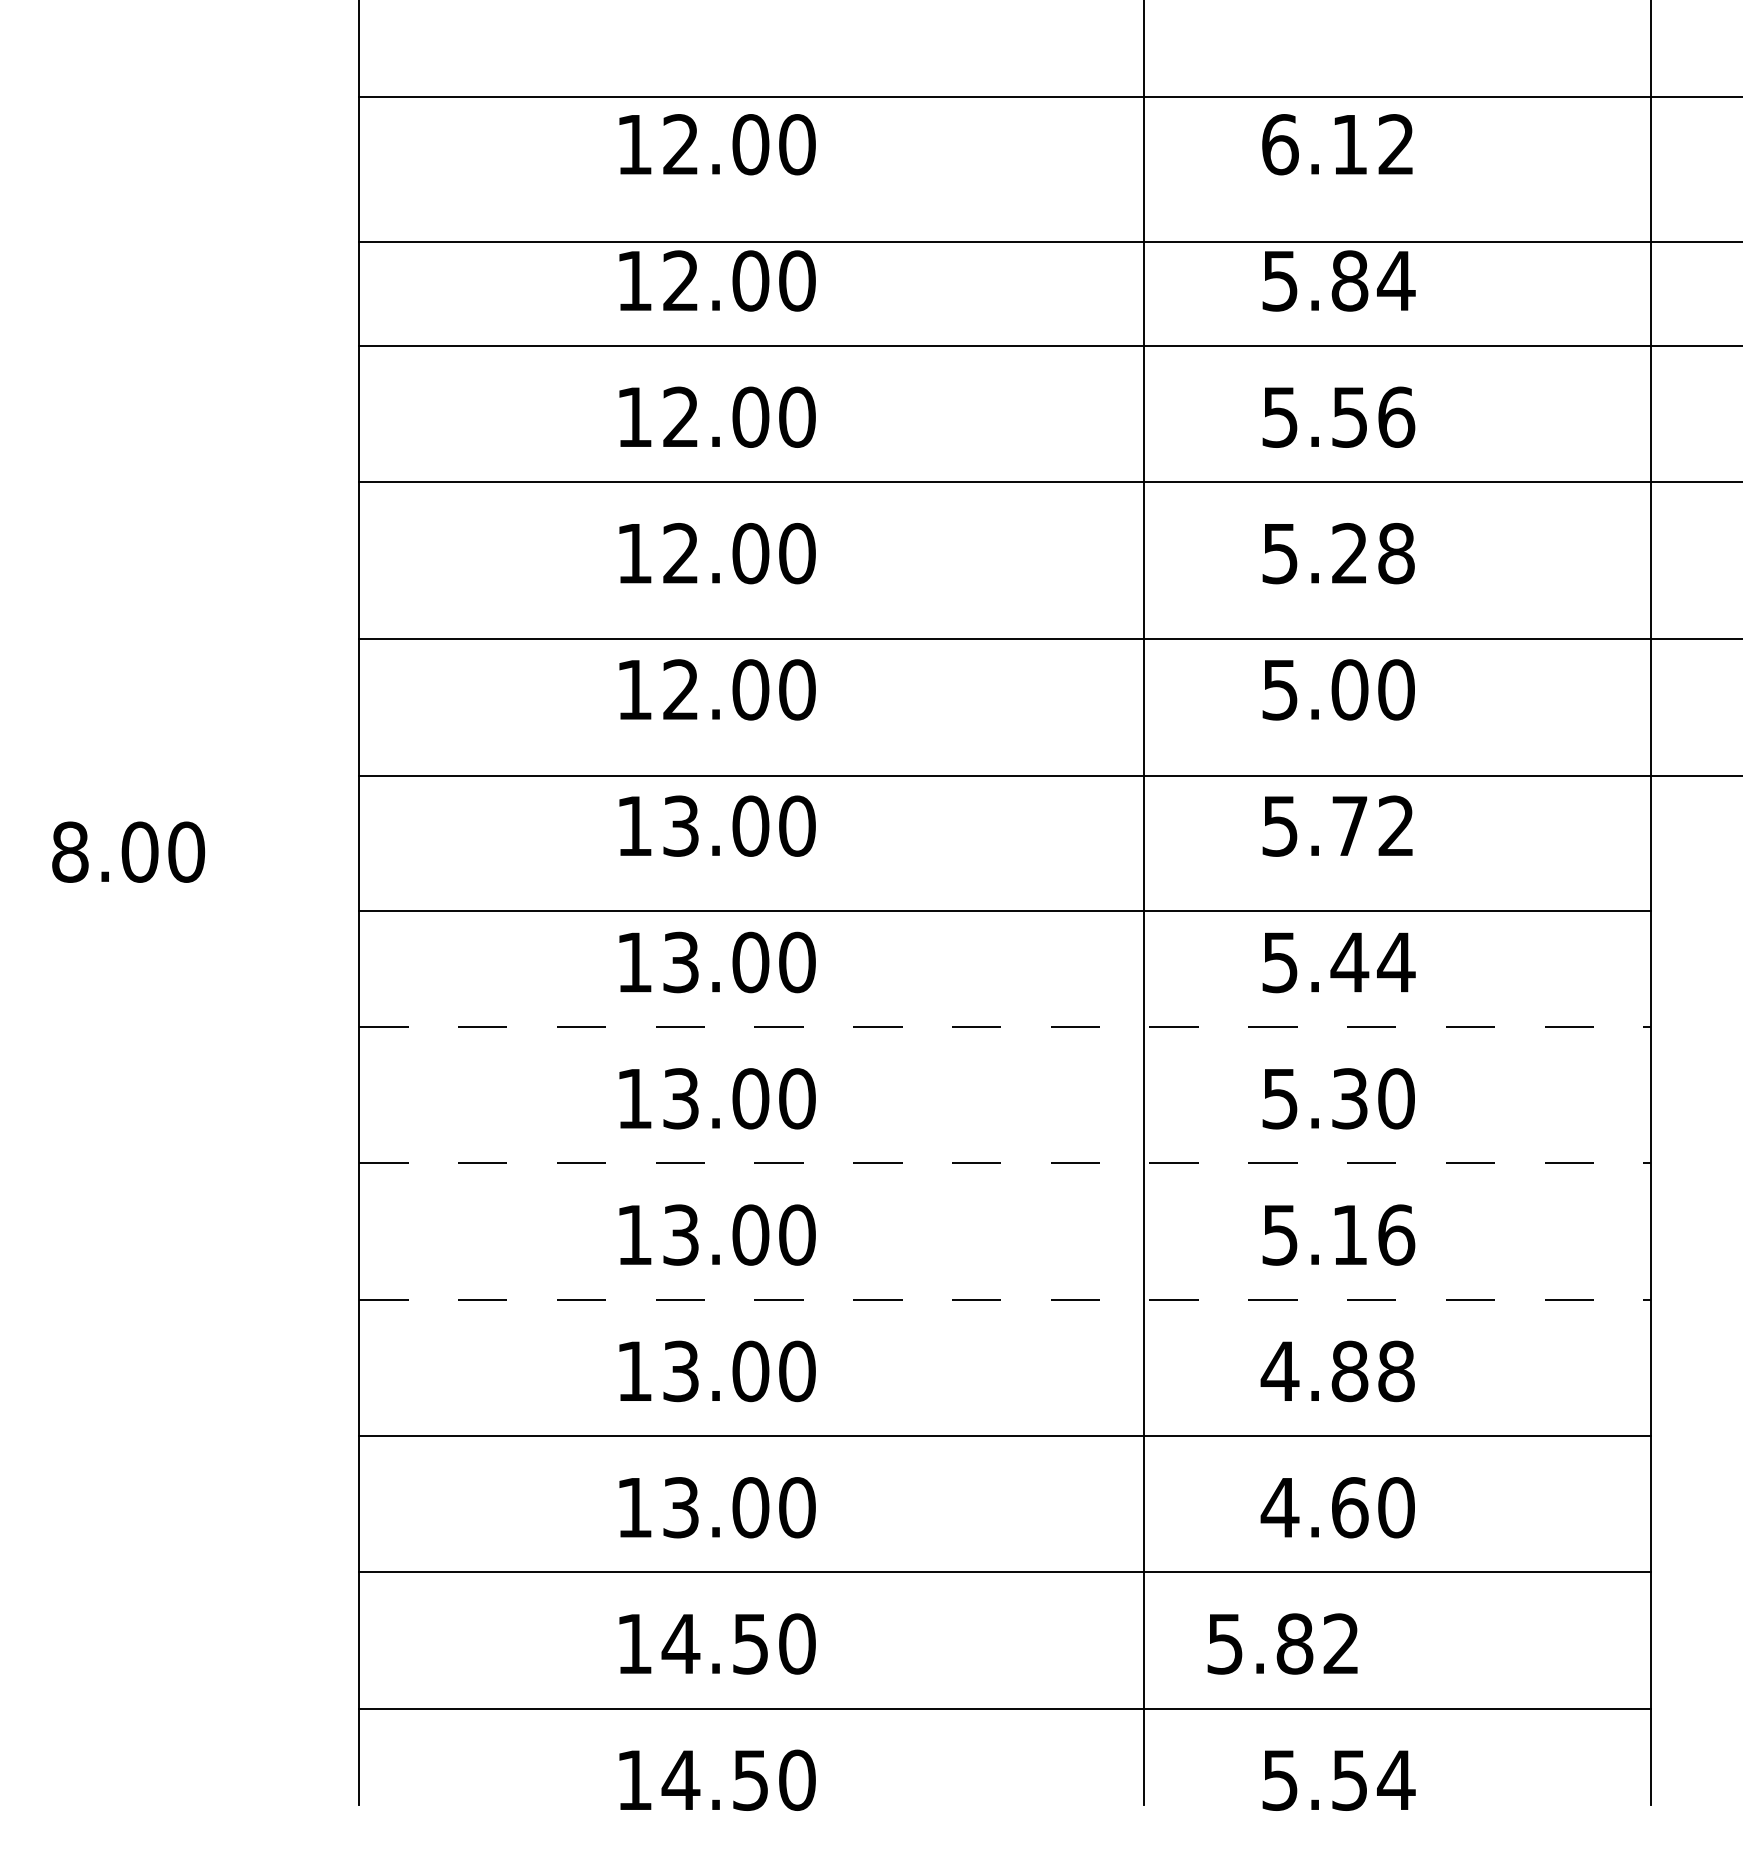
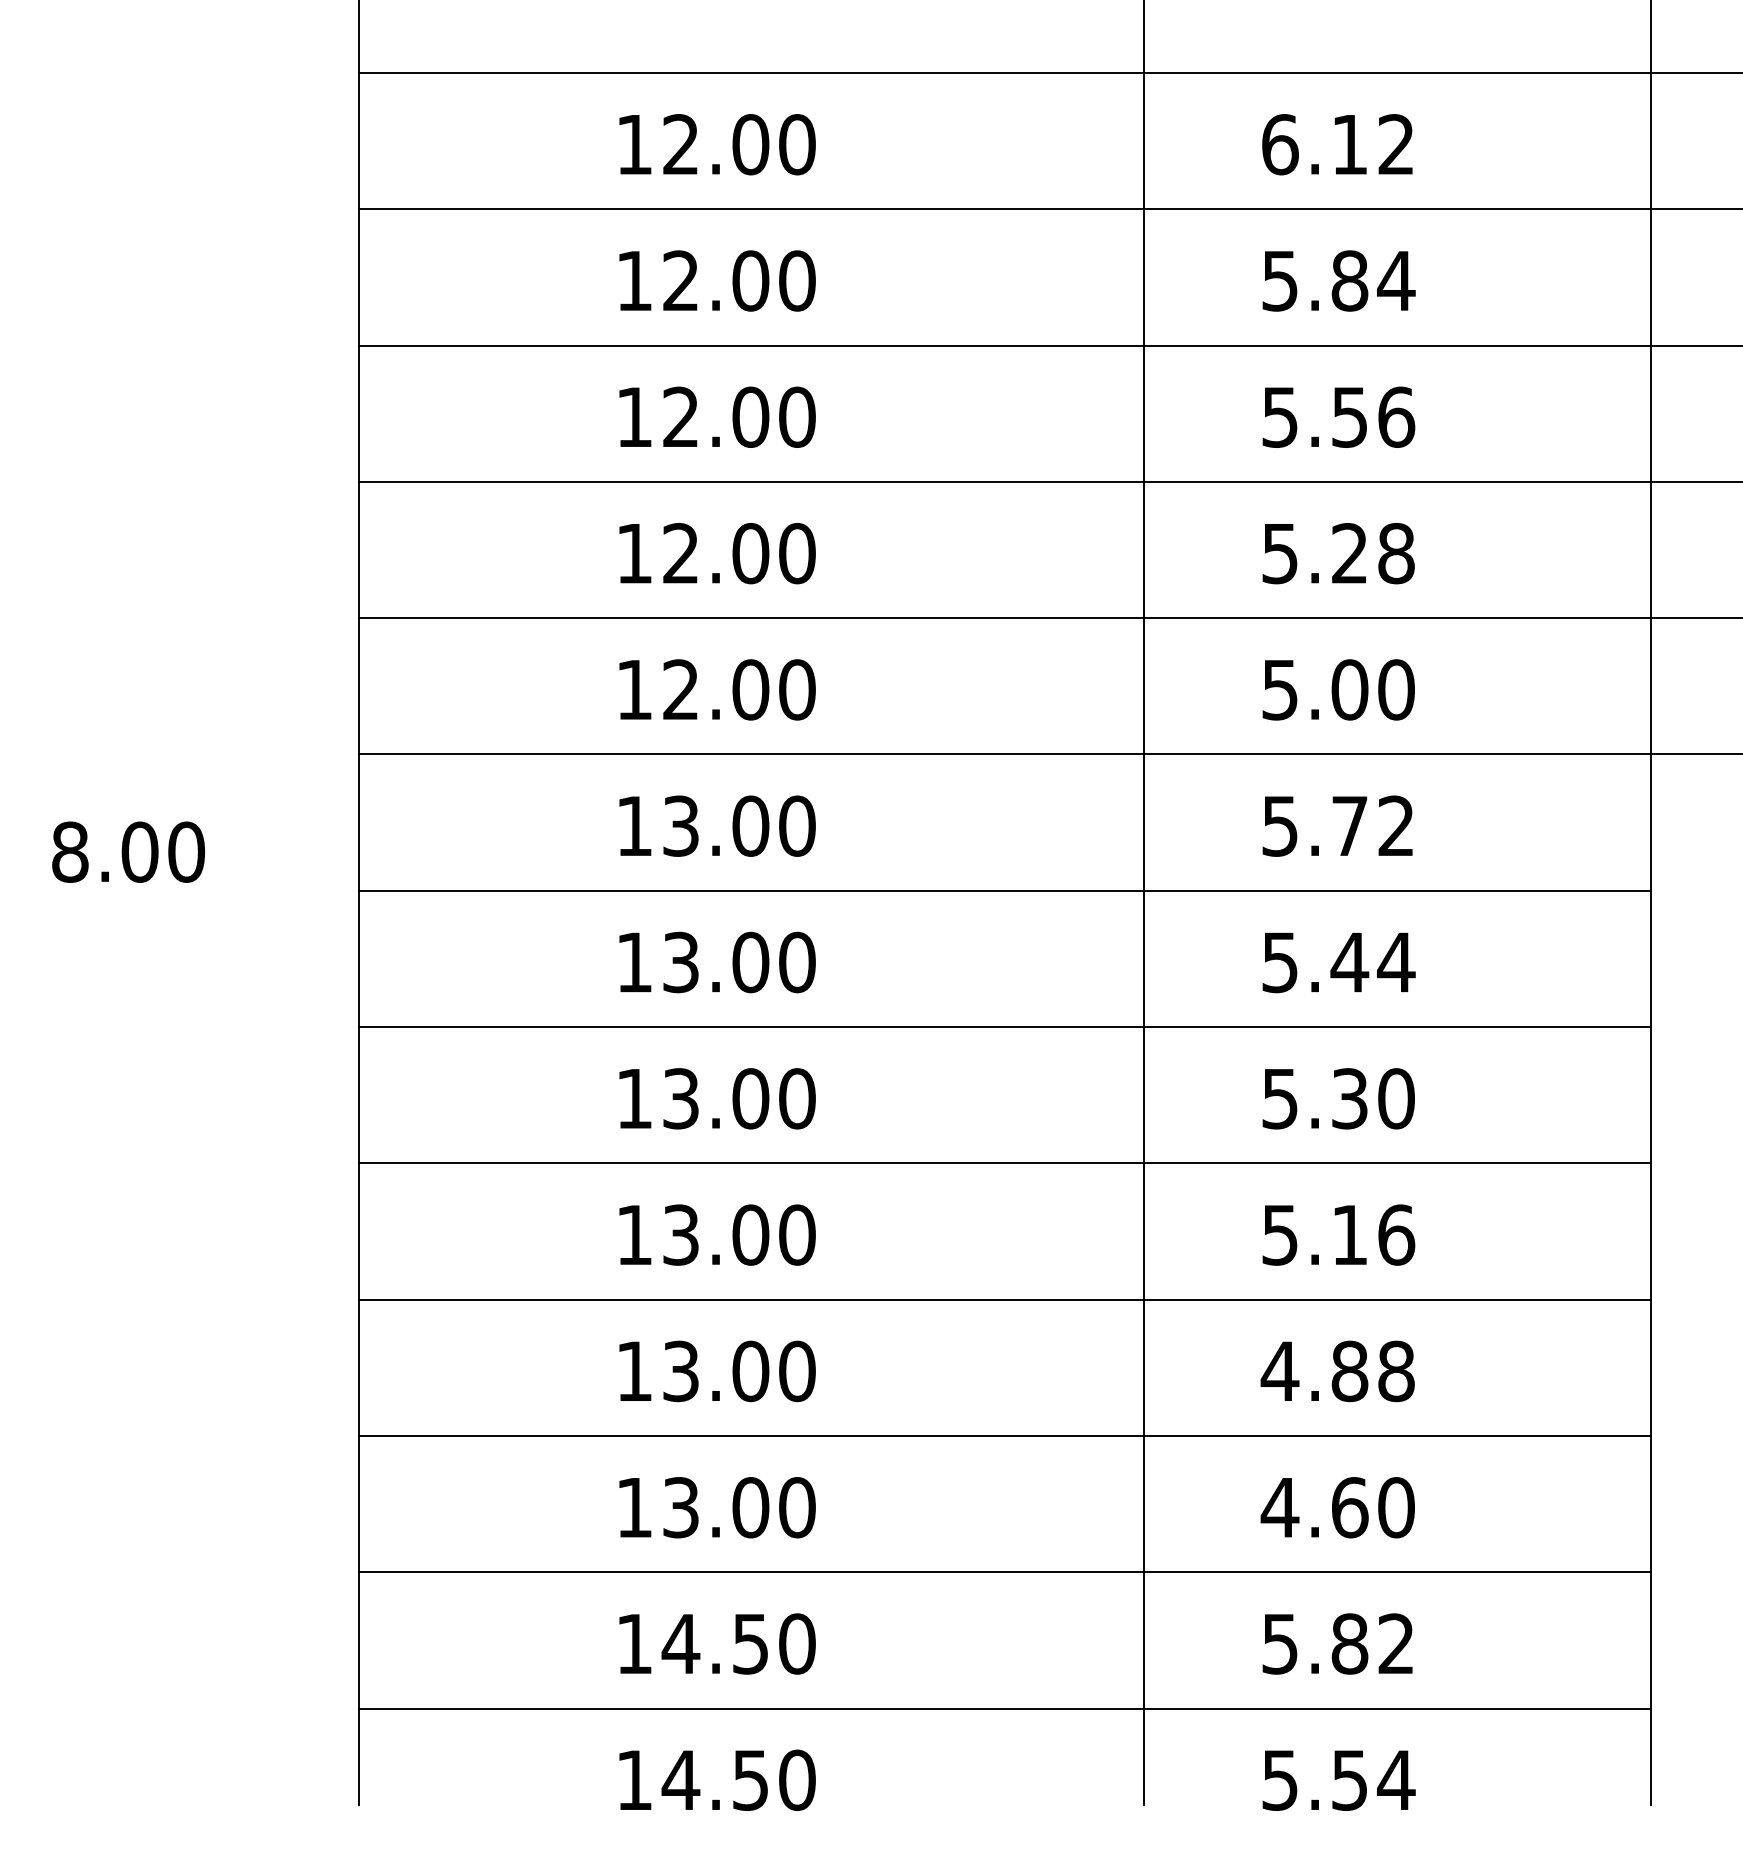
line position: (1049, 96) -> (1049, 72) (1049, 72)
line position: (1049, 242) -> (1049, 209) (1049, 209)
line position: (1049, 639) -> (1049, 618) (1049, 618)
line position: (1049, 776) -> (1049, 754) (1049, 754)
line position: (1004, 910) -> (1004, 890) (1004, 890)
line: dashed -> solid (1004, 1027)
line: dashed -> solid (1004, 1163)
line: dashed -> solid (1004, 1299)
text position: (1282, 1643) -> (1337, 1643) (1337, 1643)
